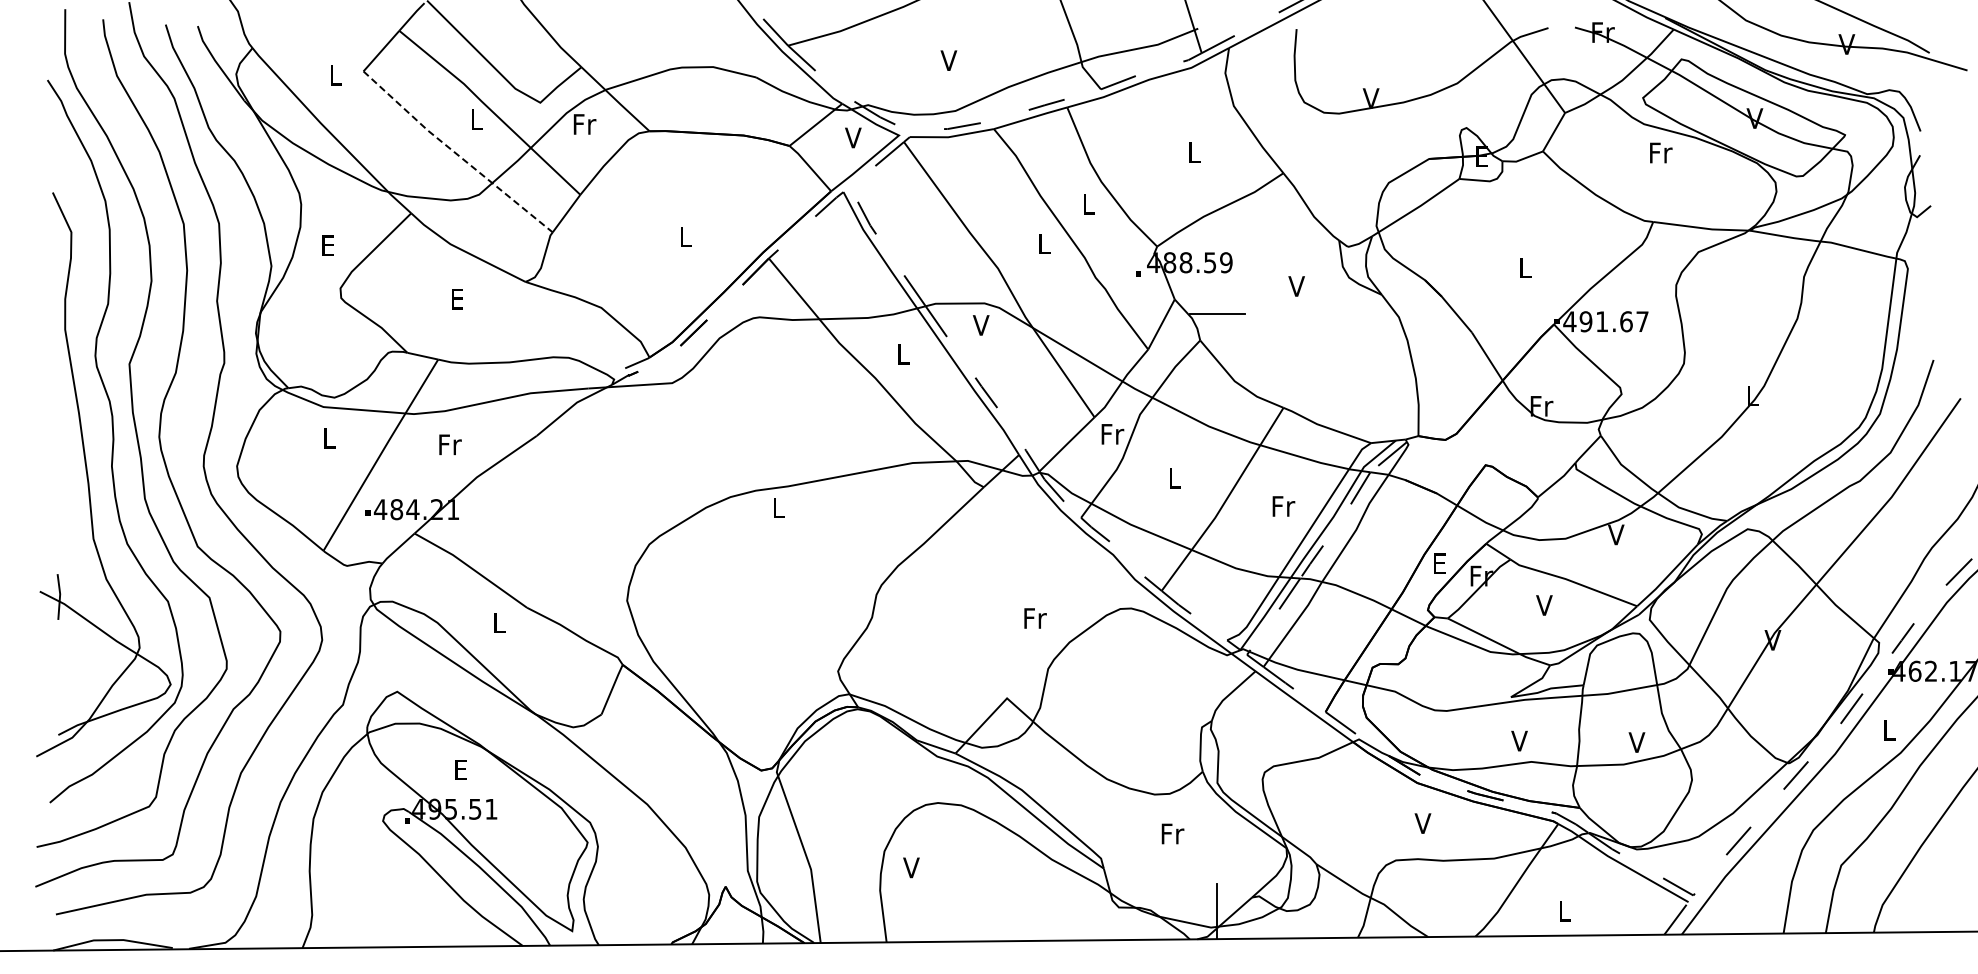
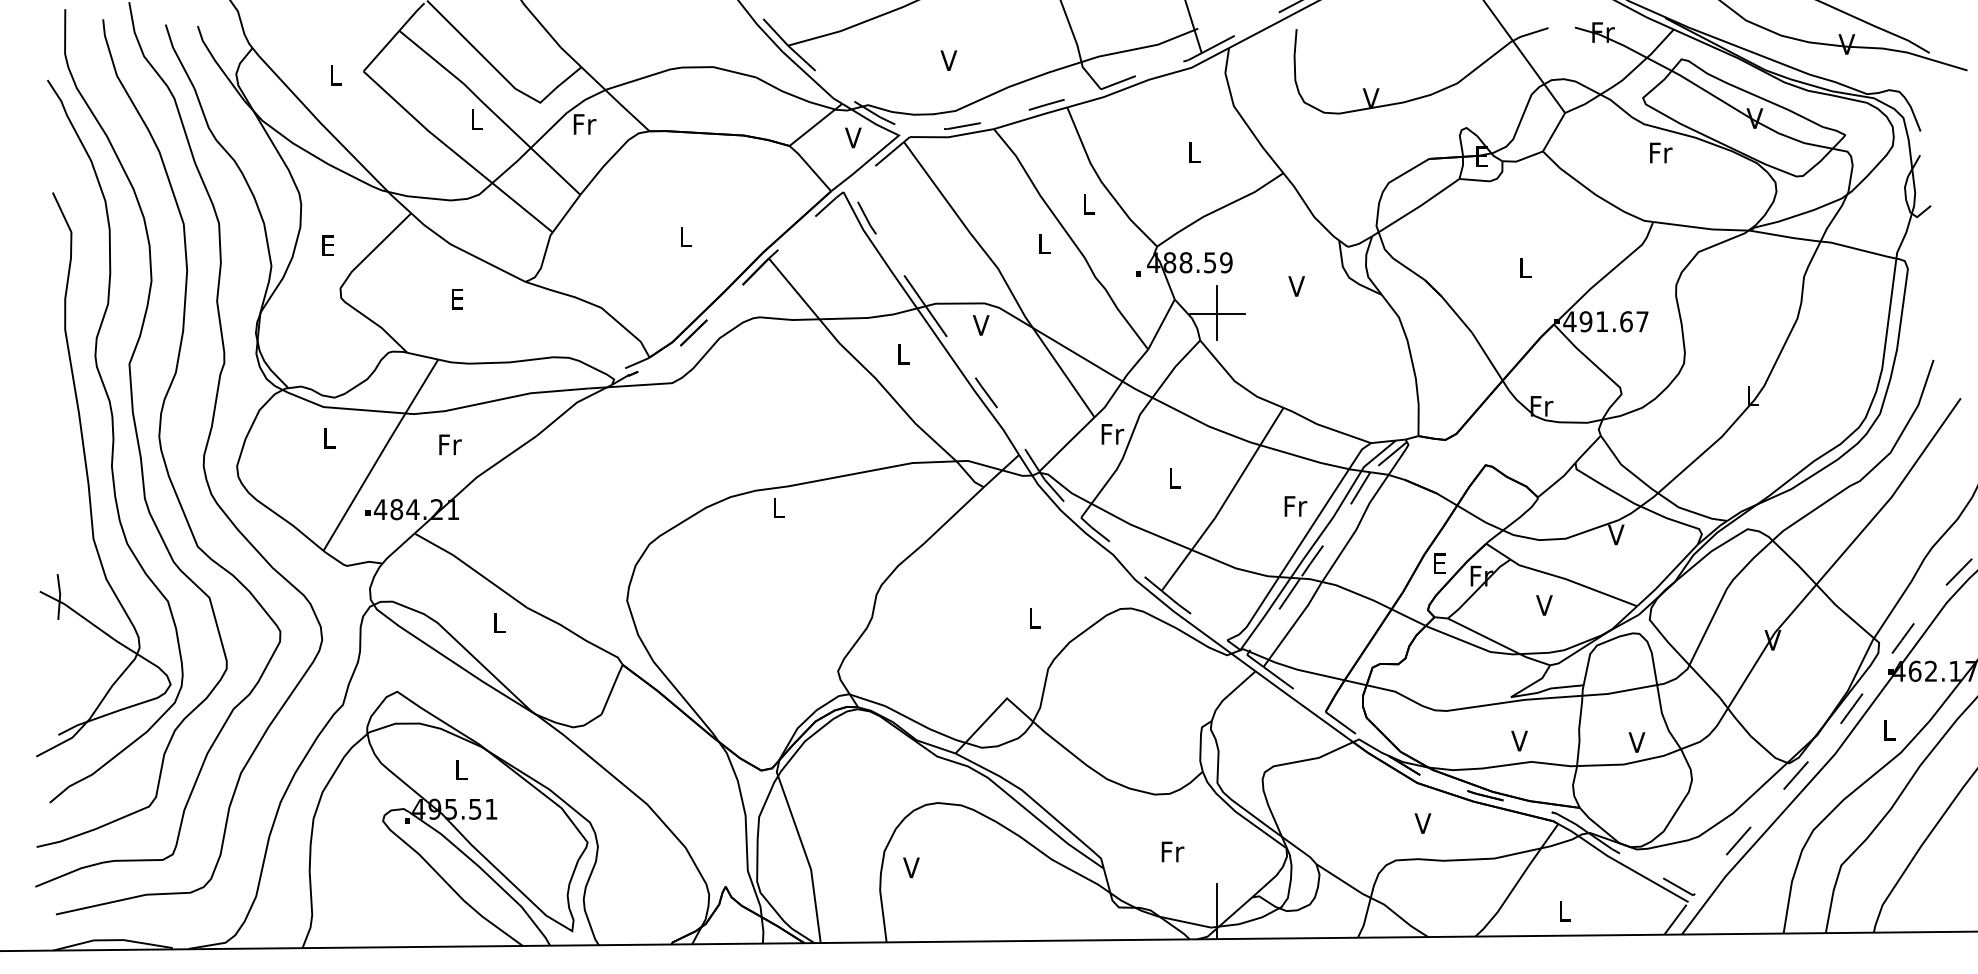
line: dashed -> solid (456, 153)
line: none -> present (1217, 312)
text position: (1283, 506) -> (1295, 506) (1295, 506)
text: Fr -> L (1035, 618)
text: E -> L (461, 769)
text position: (1172, 833) -> (1172, 851) (1172, 851)
